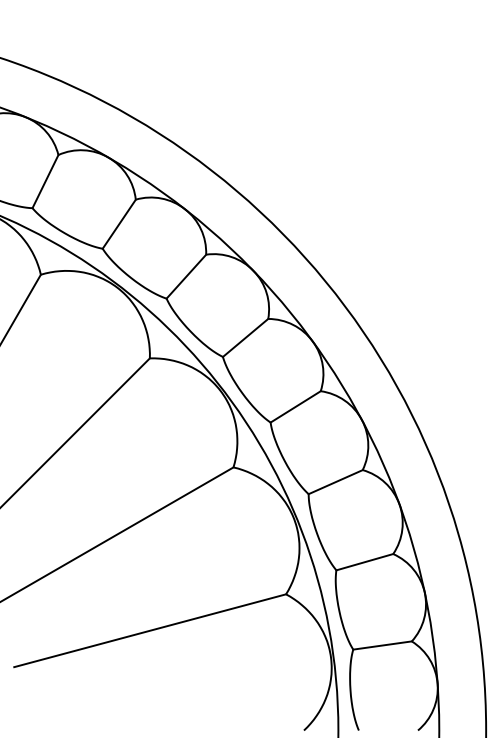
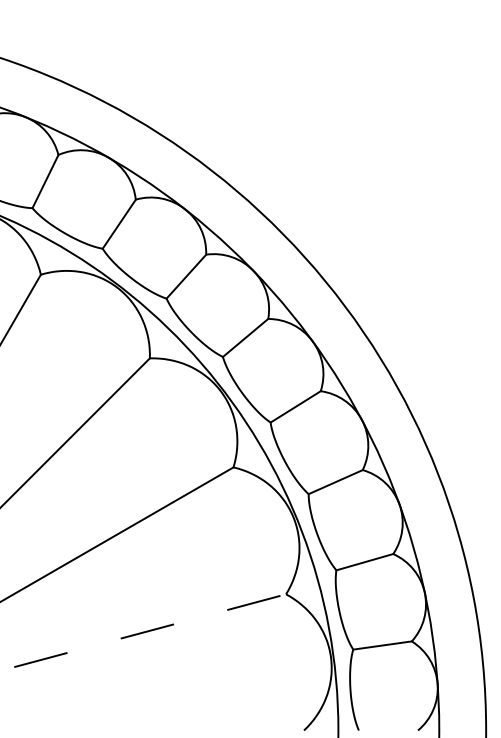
line: solid -> dashed (150, 630)
